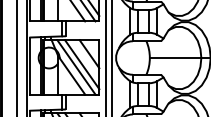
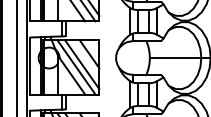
line: present -> none (105, 57)
line: present -> none (111, 57)
